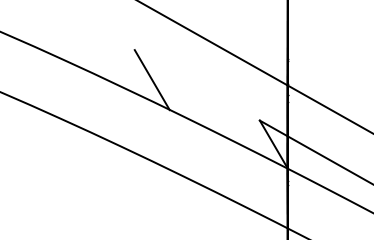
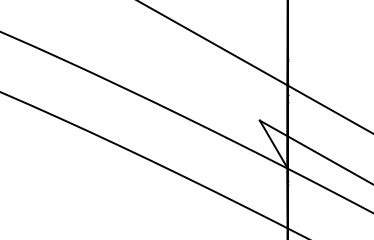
line: present -> none (151, 80)
